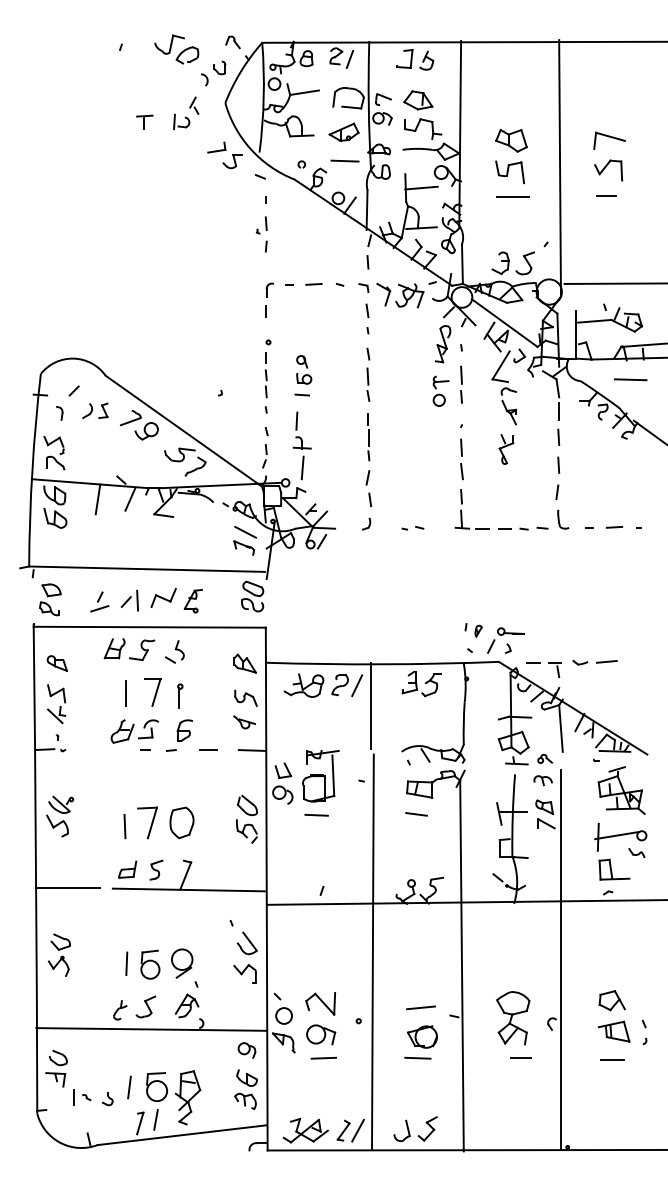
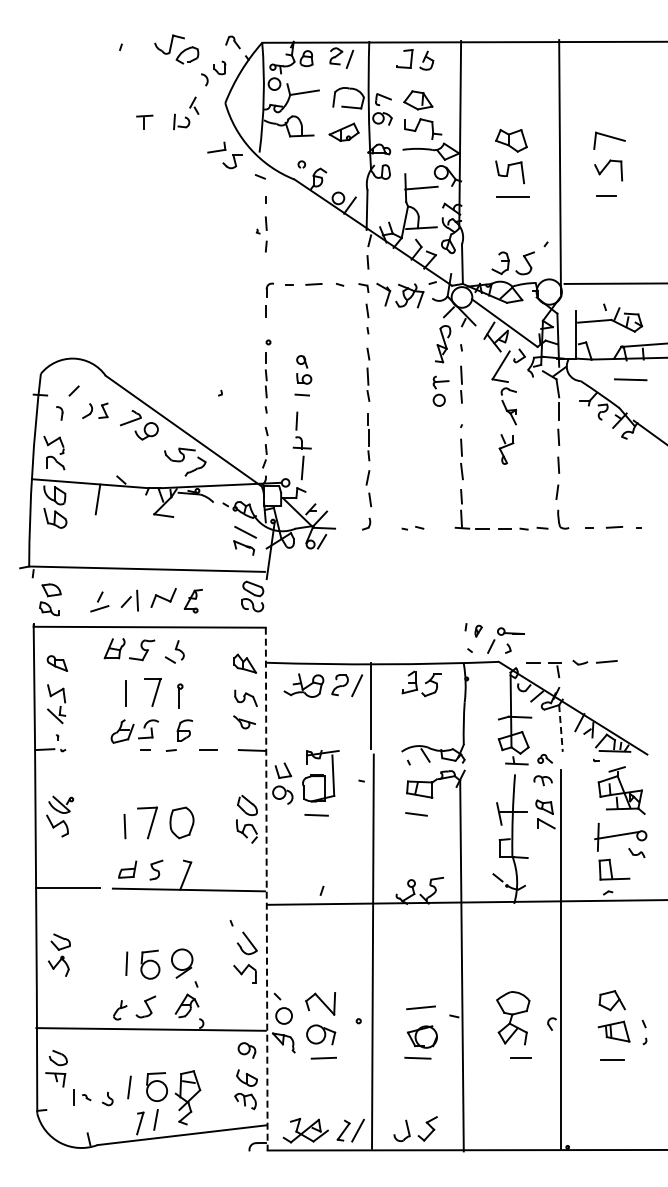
line: present -> none (344, 160)
line: present -> none (130, 499)
line: solid -> dashed (561, 728)
line: solid -> dashed (266, 889)
